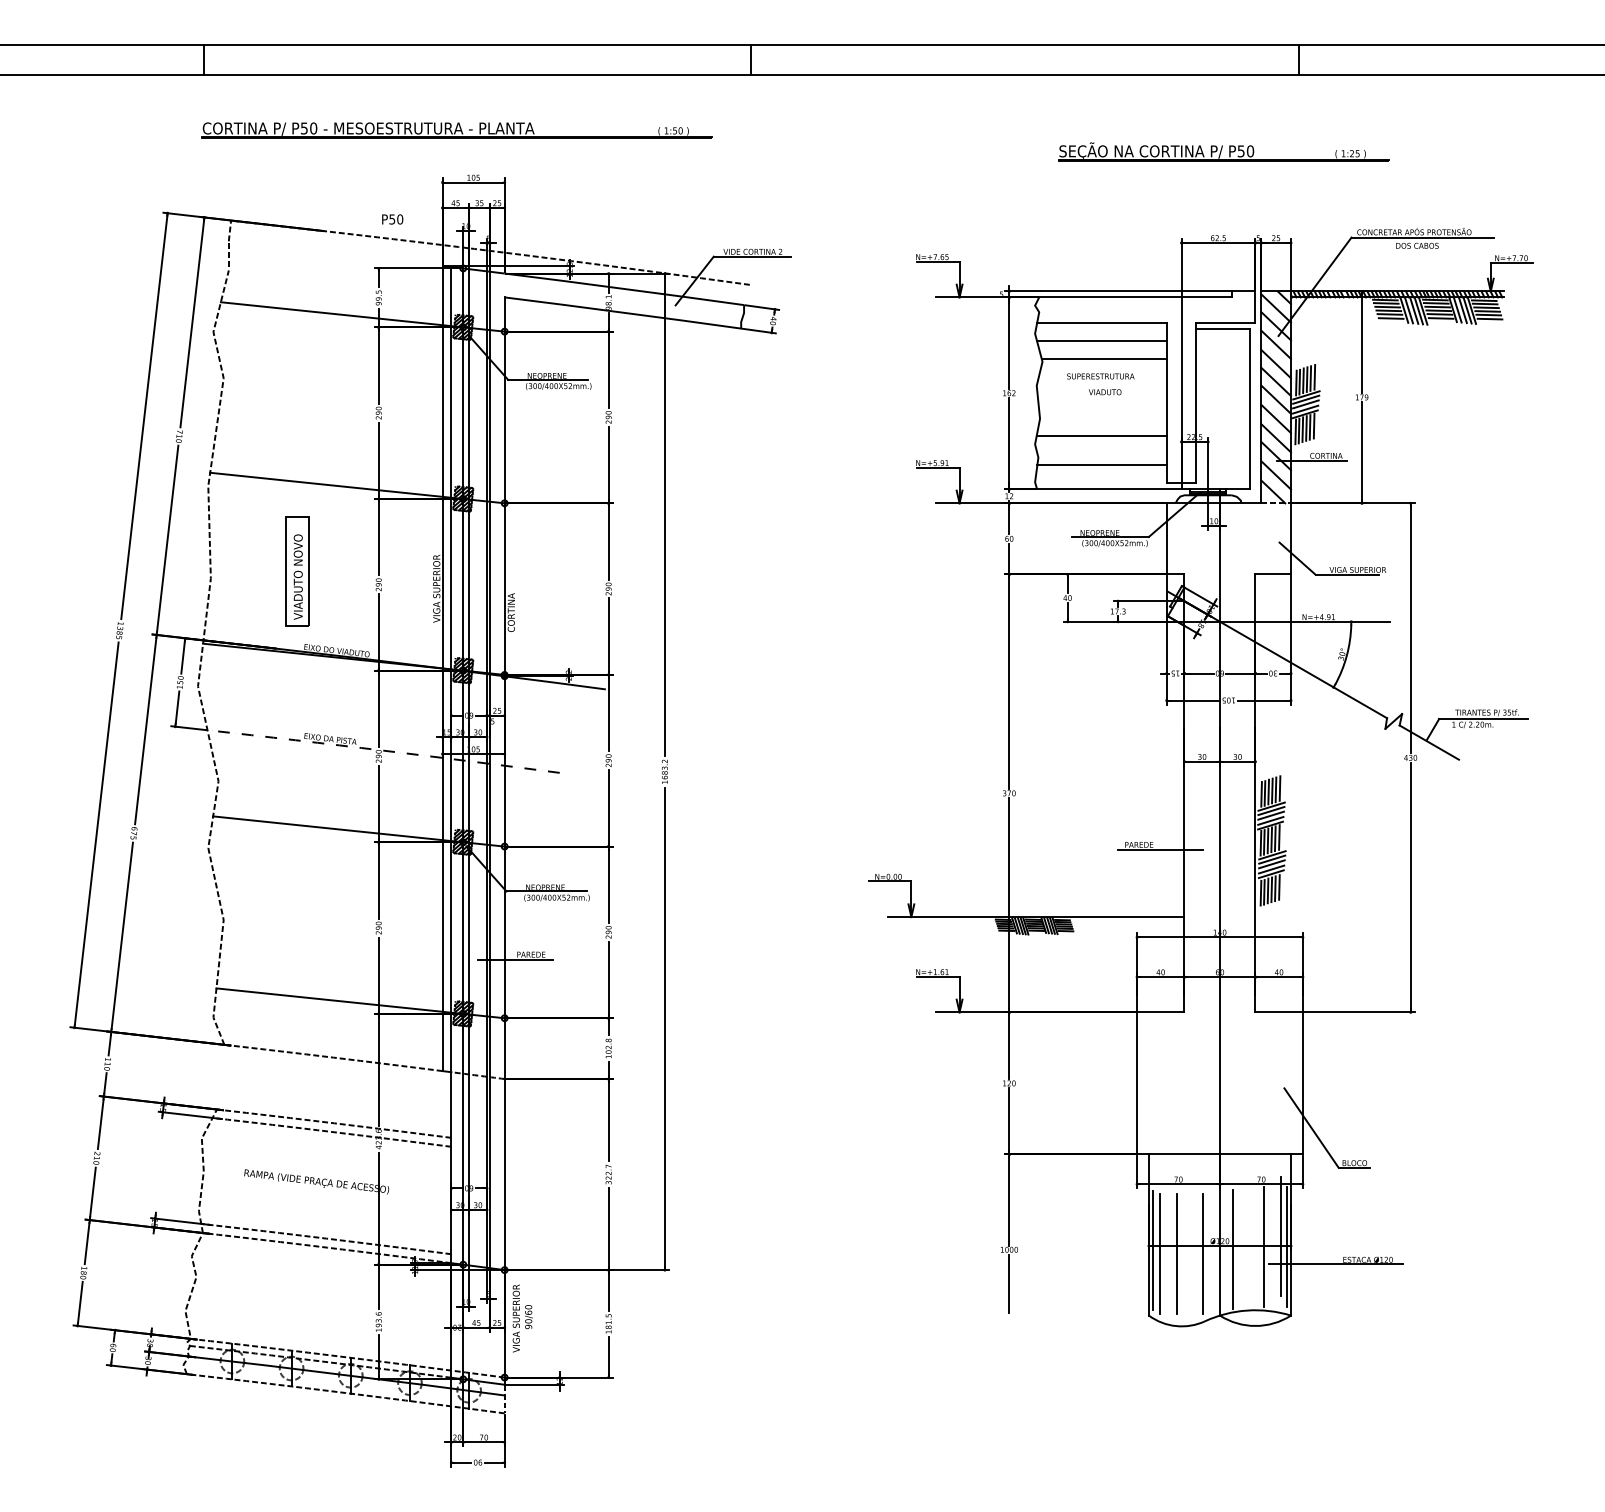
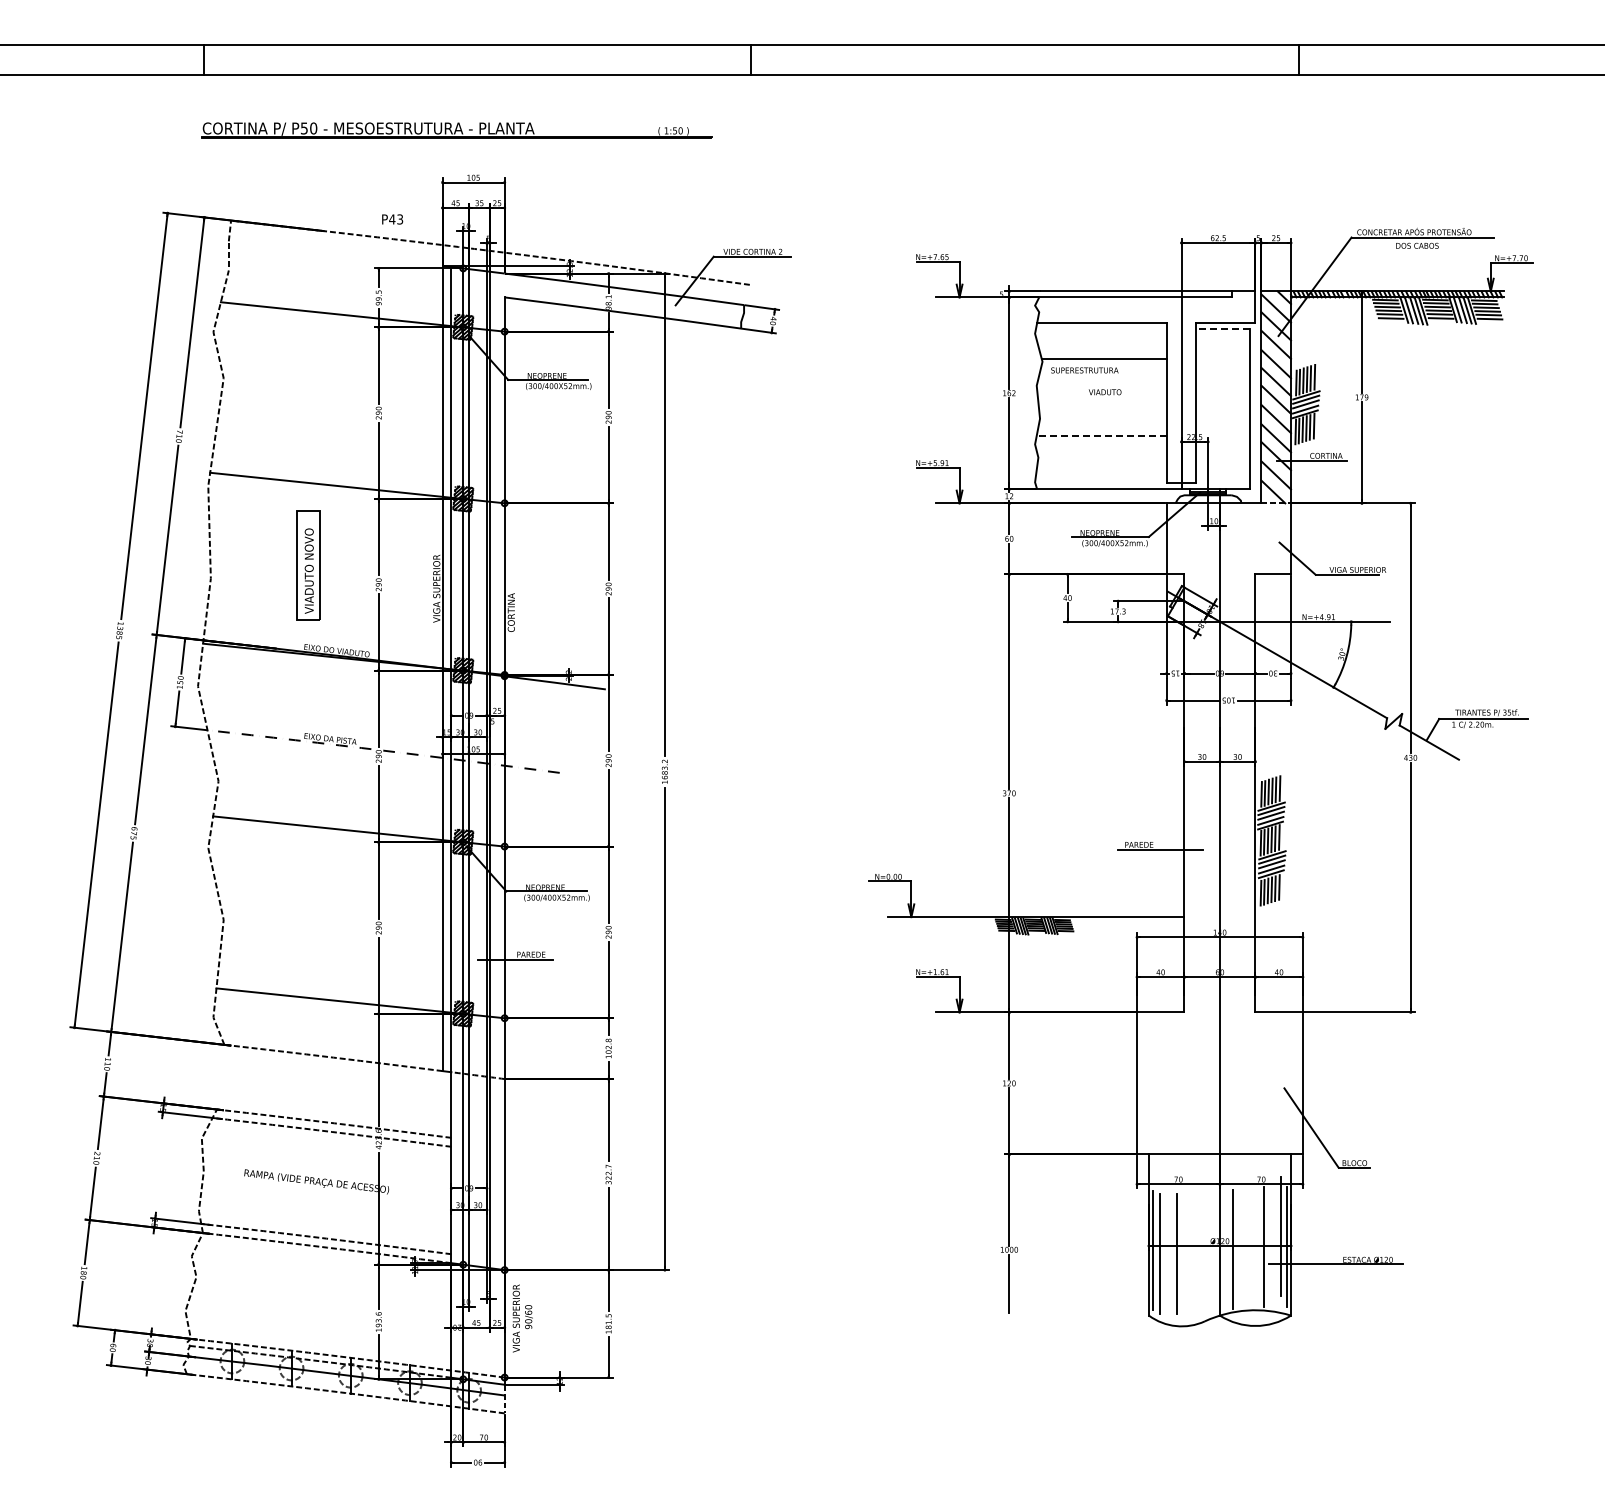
part: present -> none (1223, 151)
text: P50 -> P43 (396, 219)
line: solid -> dashed (1222, 329)
line: present -> none (1101, 341)
text position: (1100, 376) -> (1084, 370) (1084, 370)
line: solid -> dashed (1101, 435)
line: present -> none (1101, 465)
part position: (297, 571) -> (308, 565) (308, 565)
line: present -> none (1202, 1253)
